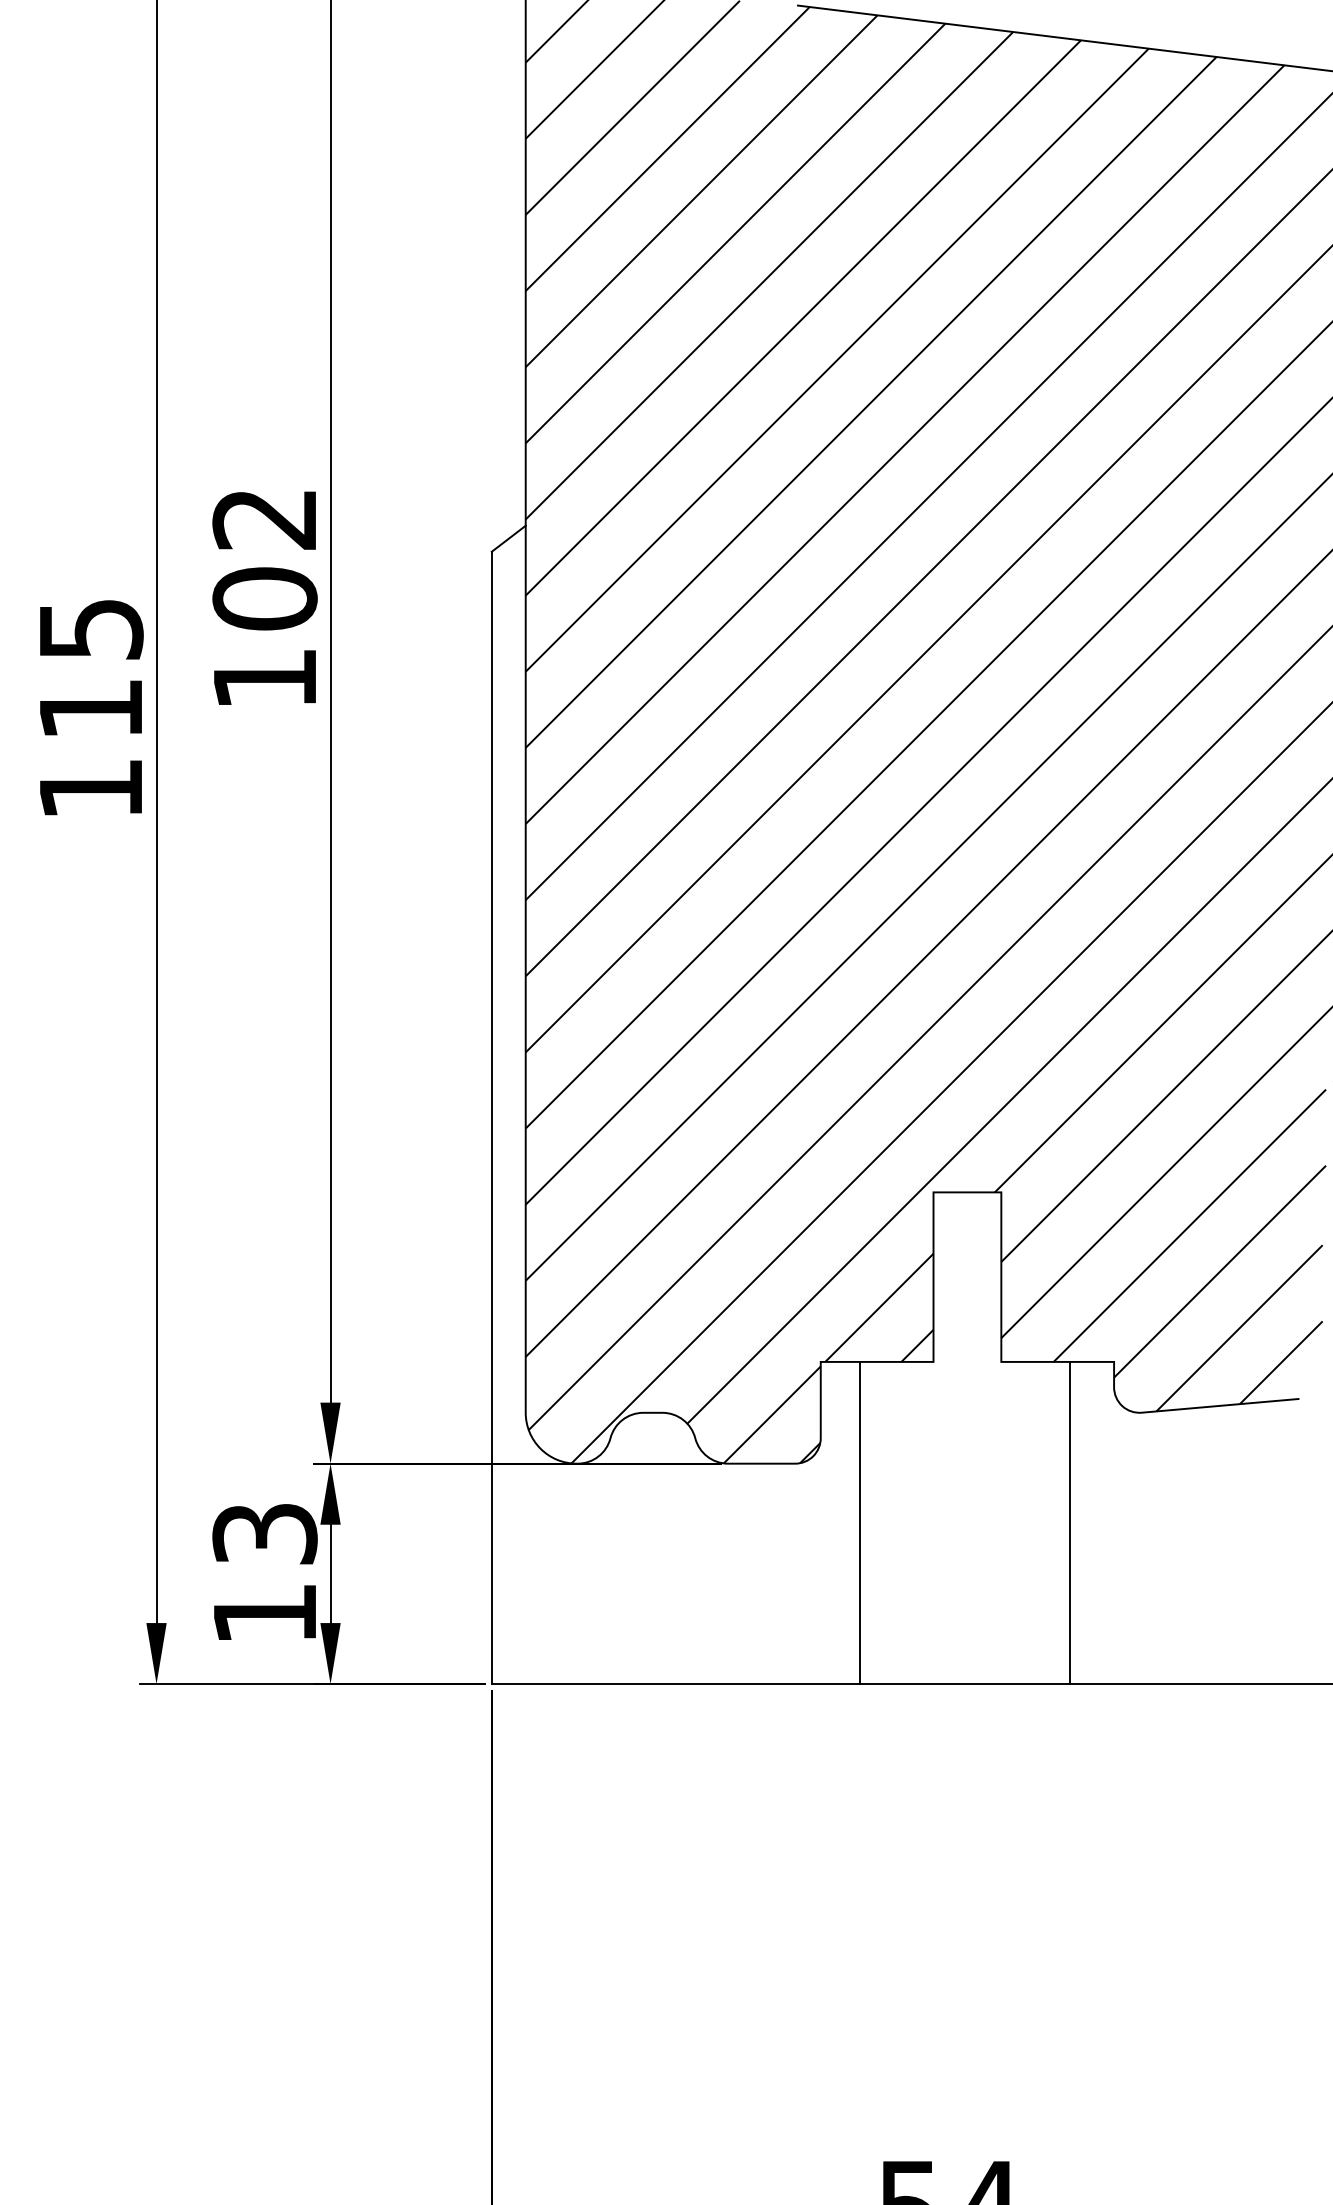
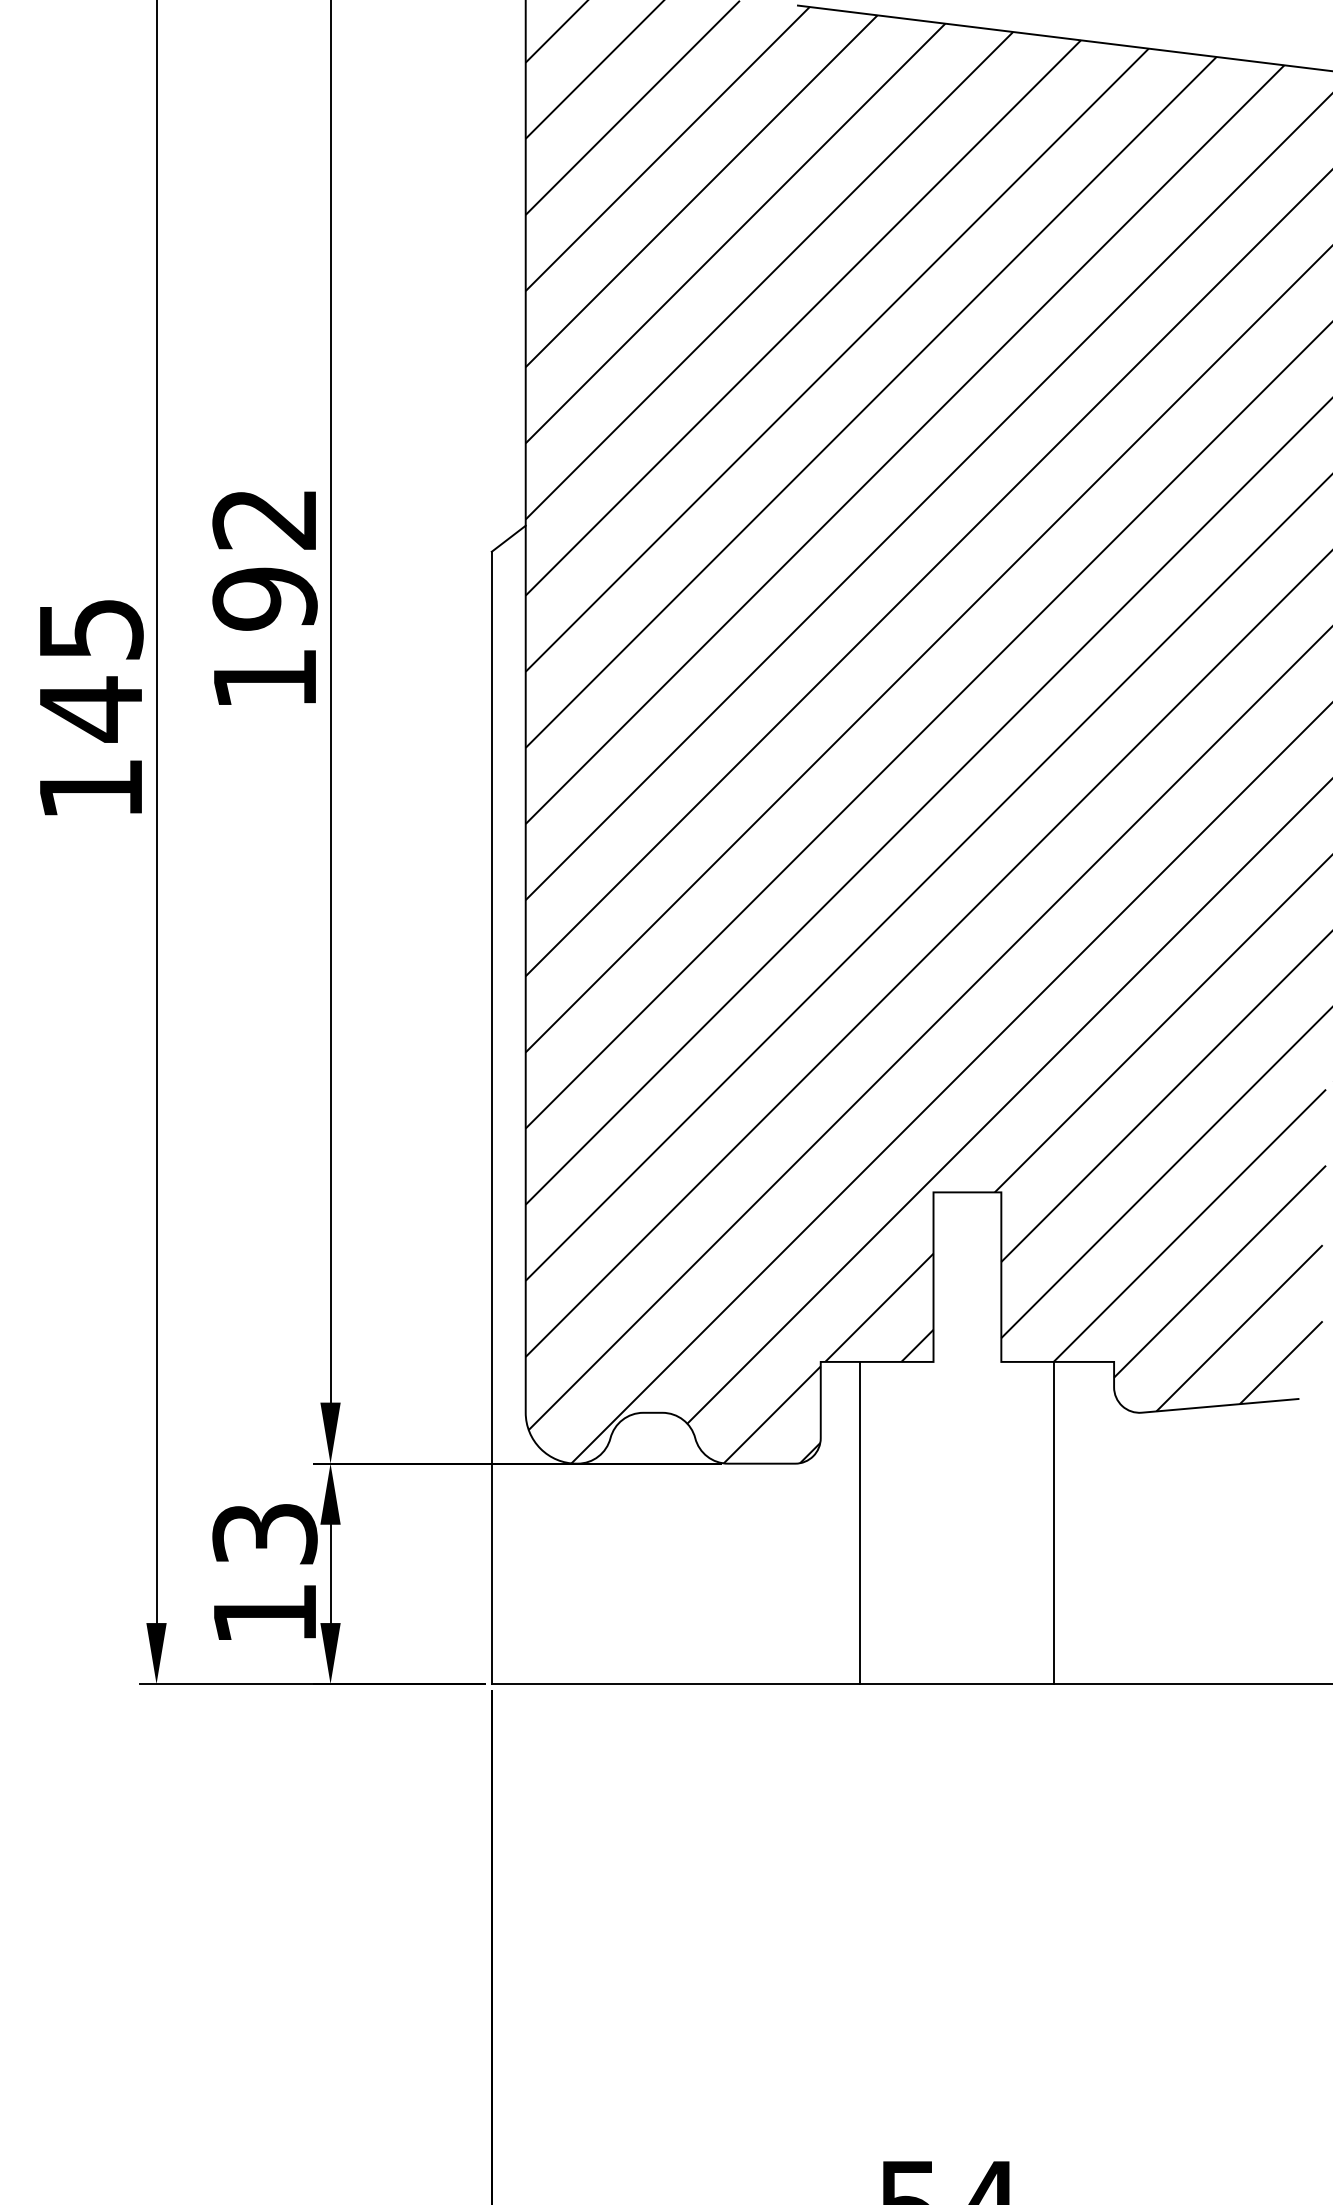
text: 102 -> 192 (264, 598)
text: 115 -> 145 (90, 709)
line position: (1070, 1522) -> (1054, 1522) (1054, 1522)
